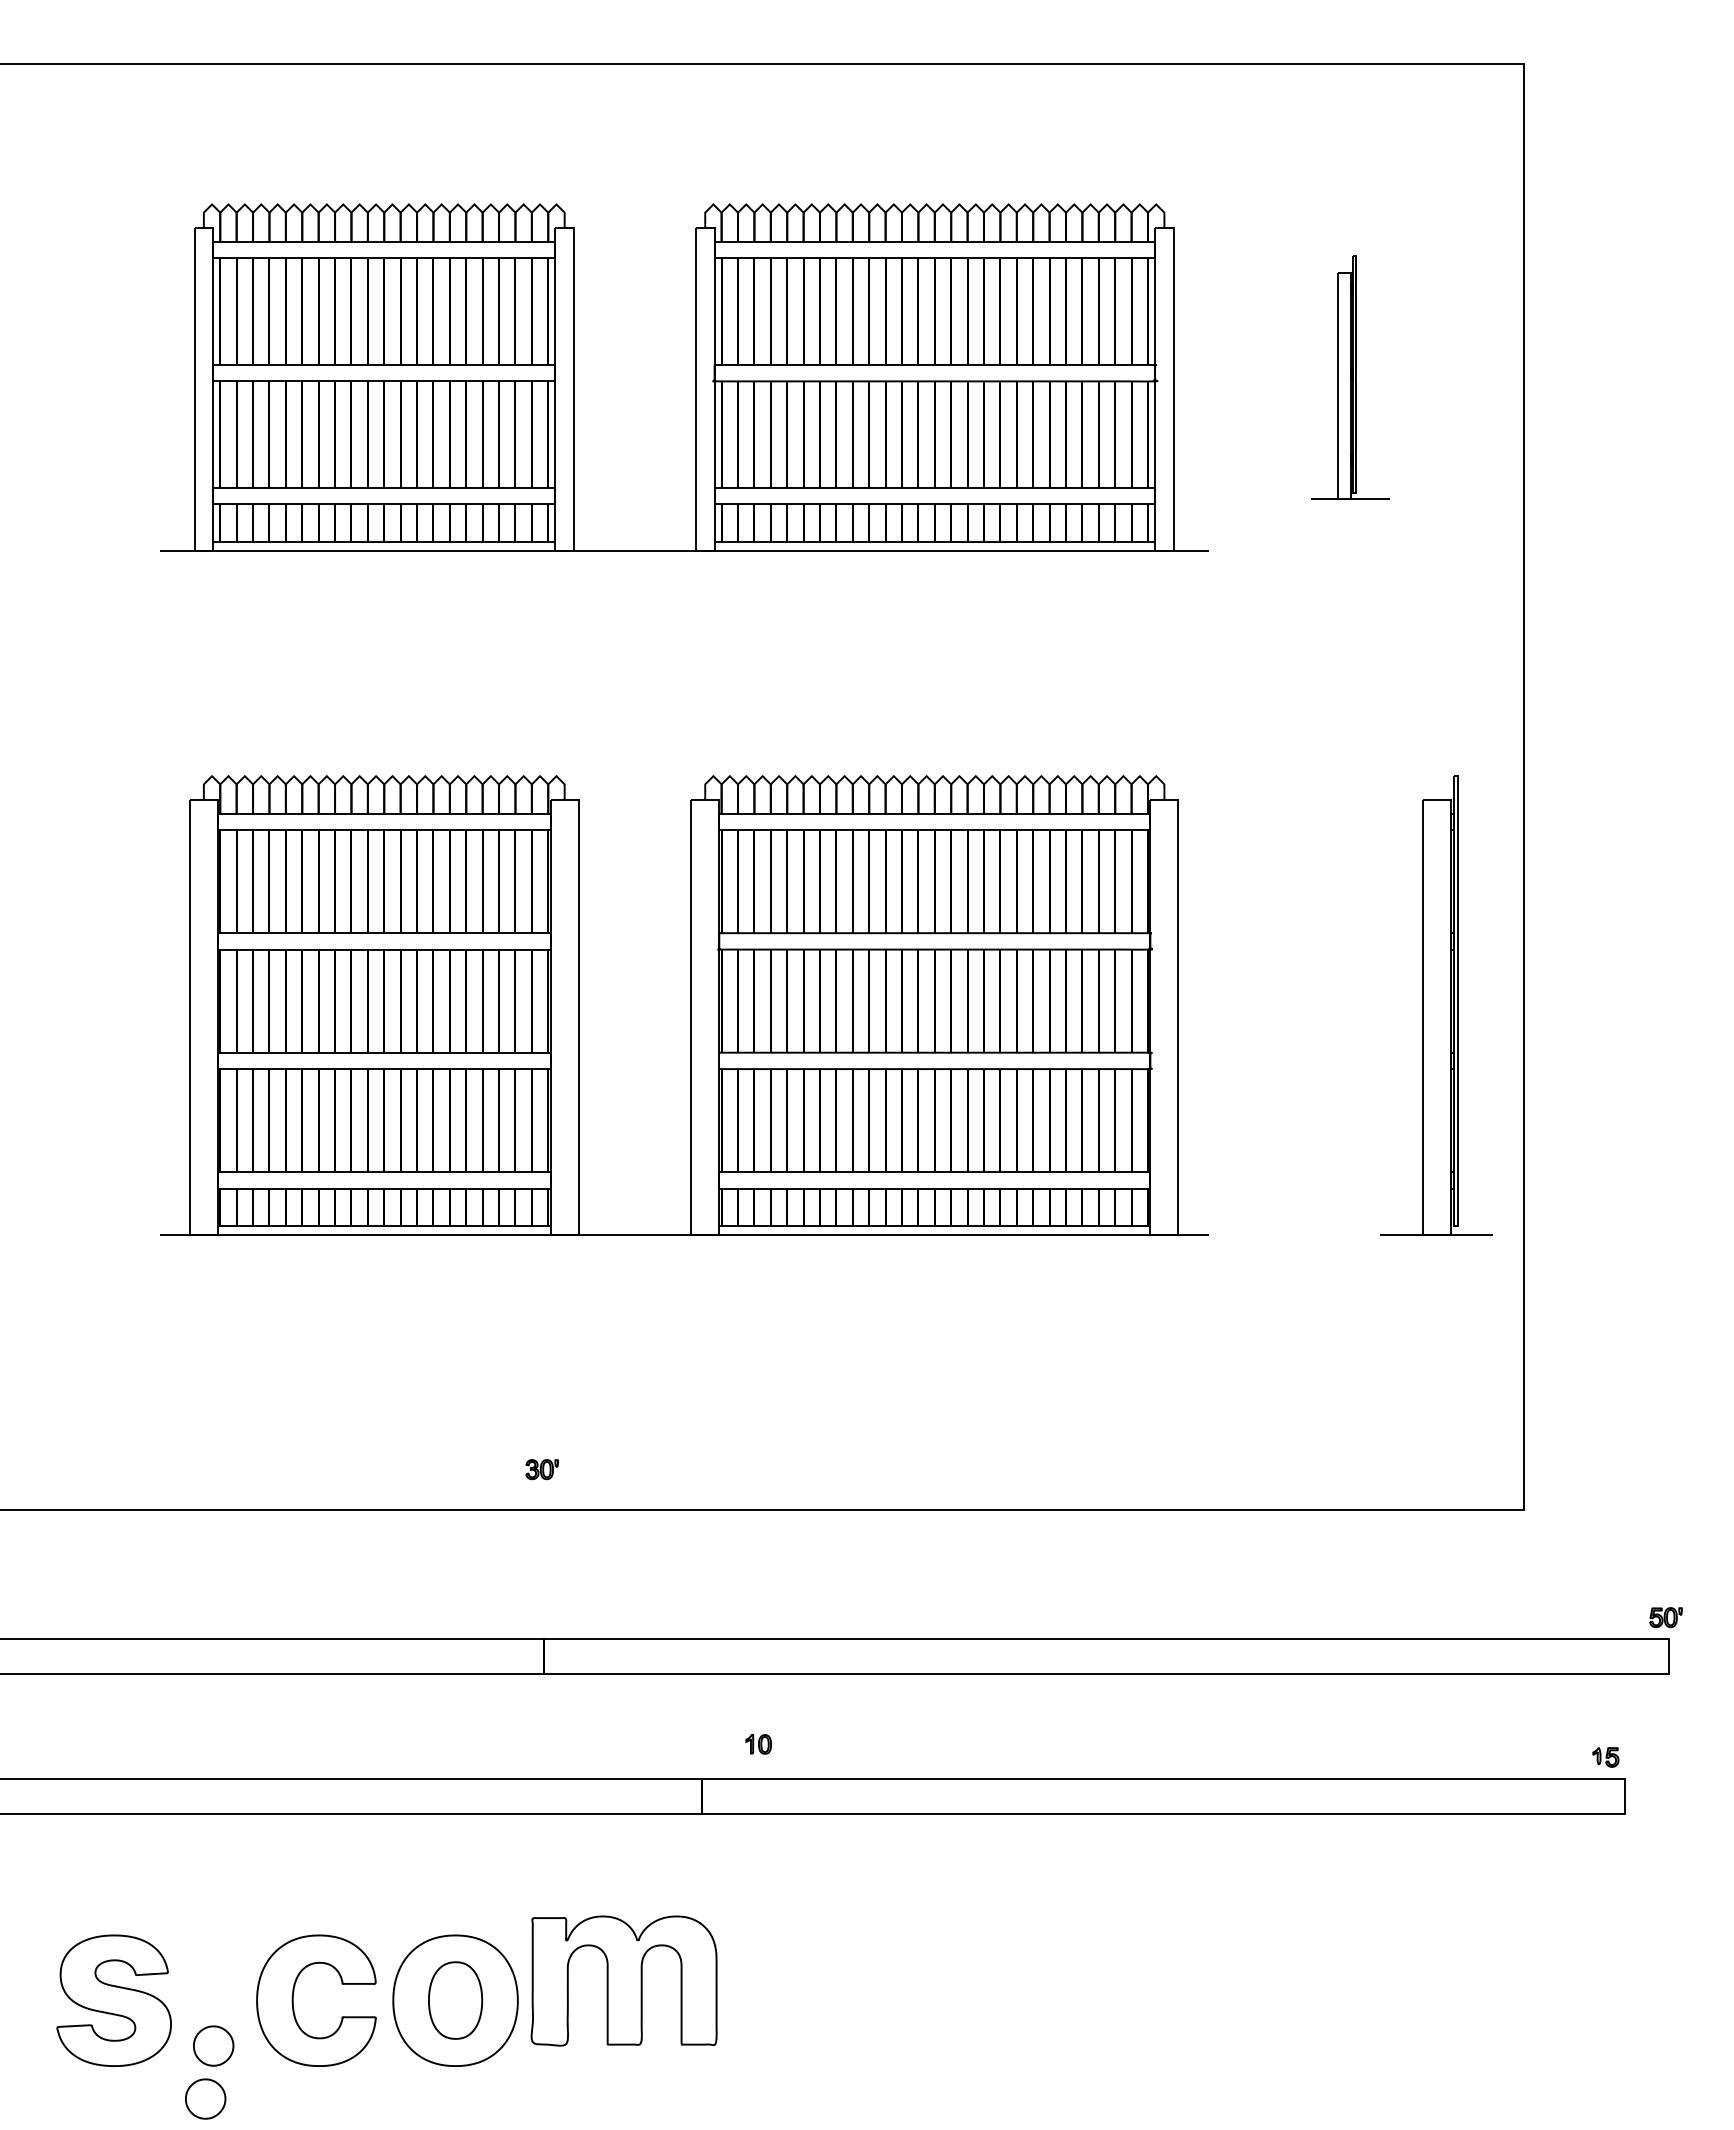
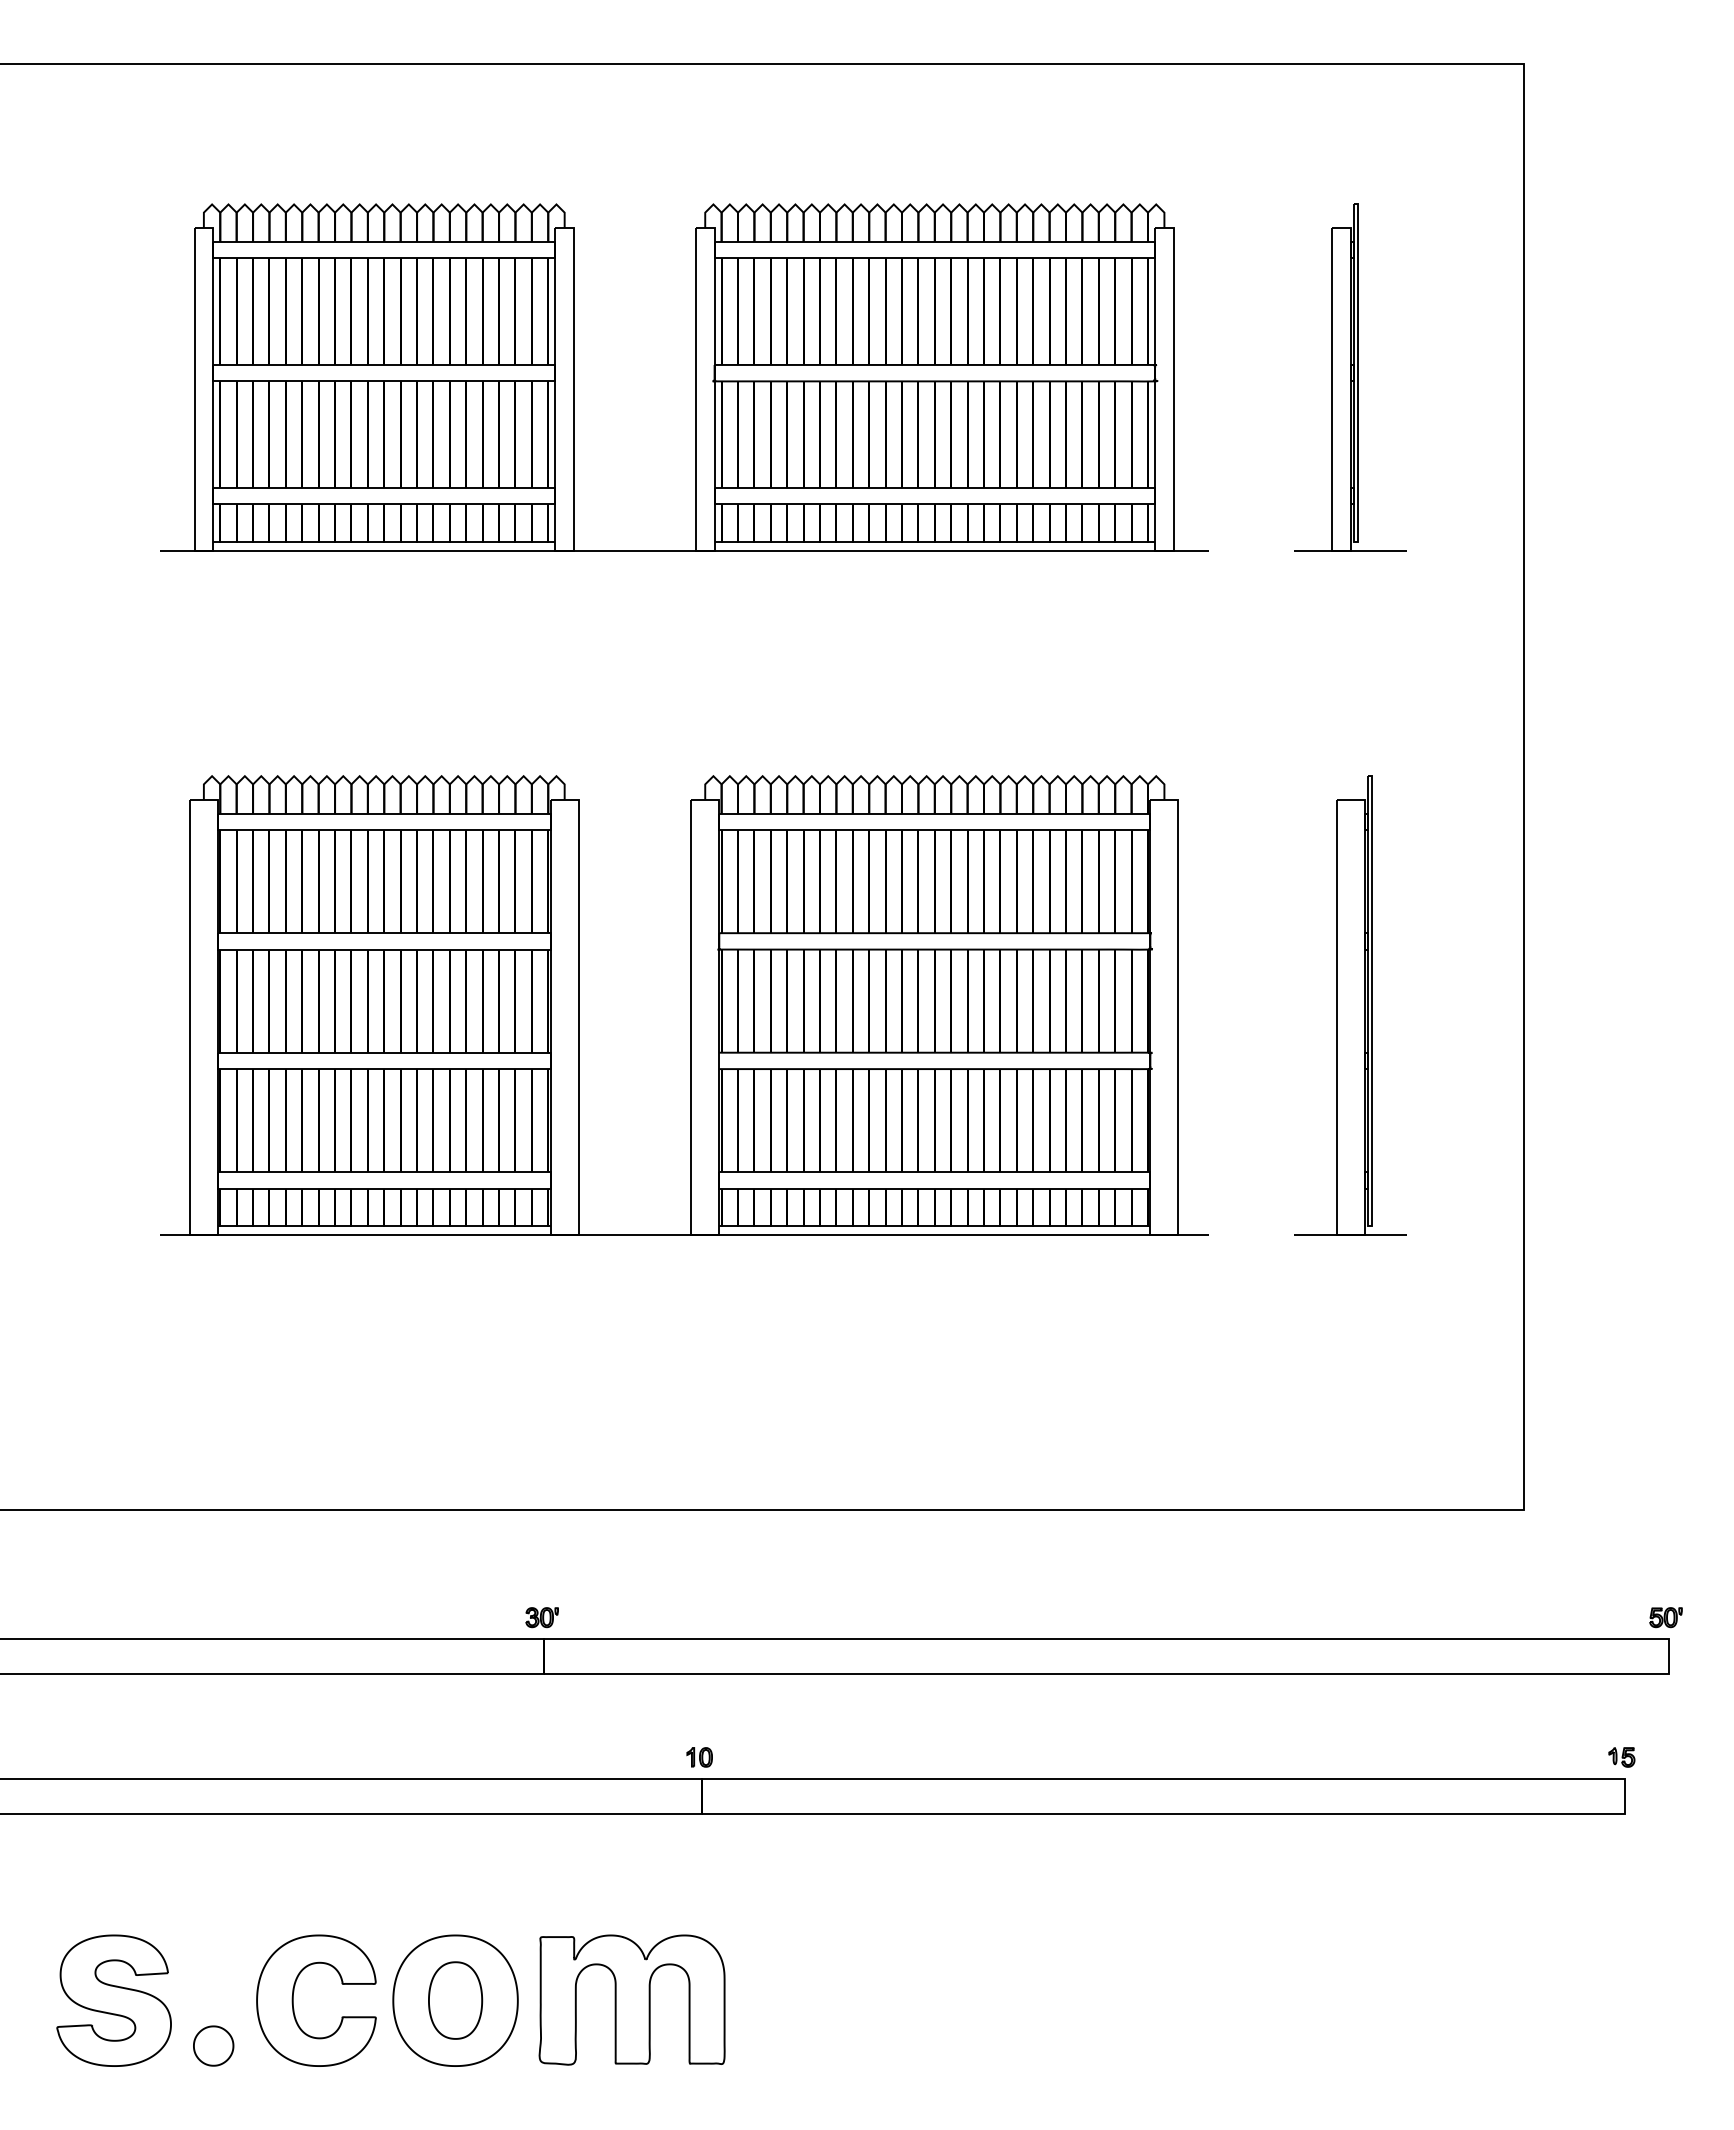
part size: 79x245 px -> 113x349 px (1350, 377)
part position: (1436, 1005) -> (1350, 1005) (1350, 1005)
part position: (541, 1469) -> (541, 1617) (541, 1617)
part position: (758, 1744) -> (699, 1757) (699, 1757)
part position: (1605, 1757) -> (1621, 1757) (1621, 1757)
part position: (623, 1980) -> (631, 1999) (631, 1999)
part: present -> none (205, 2098)
